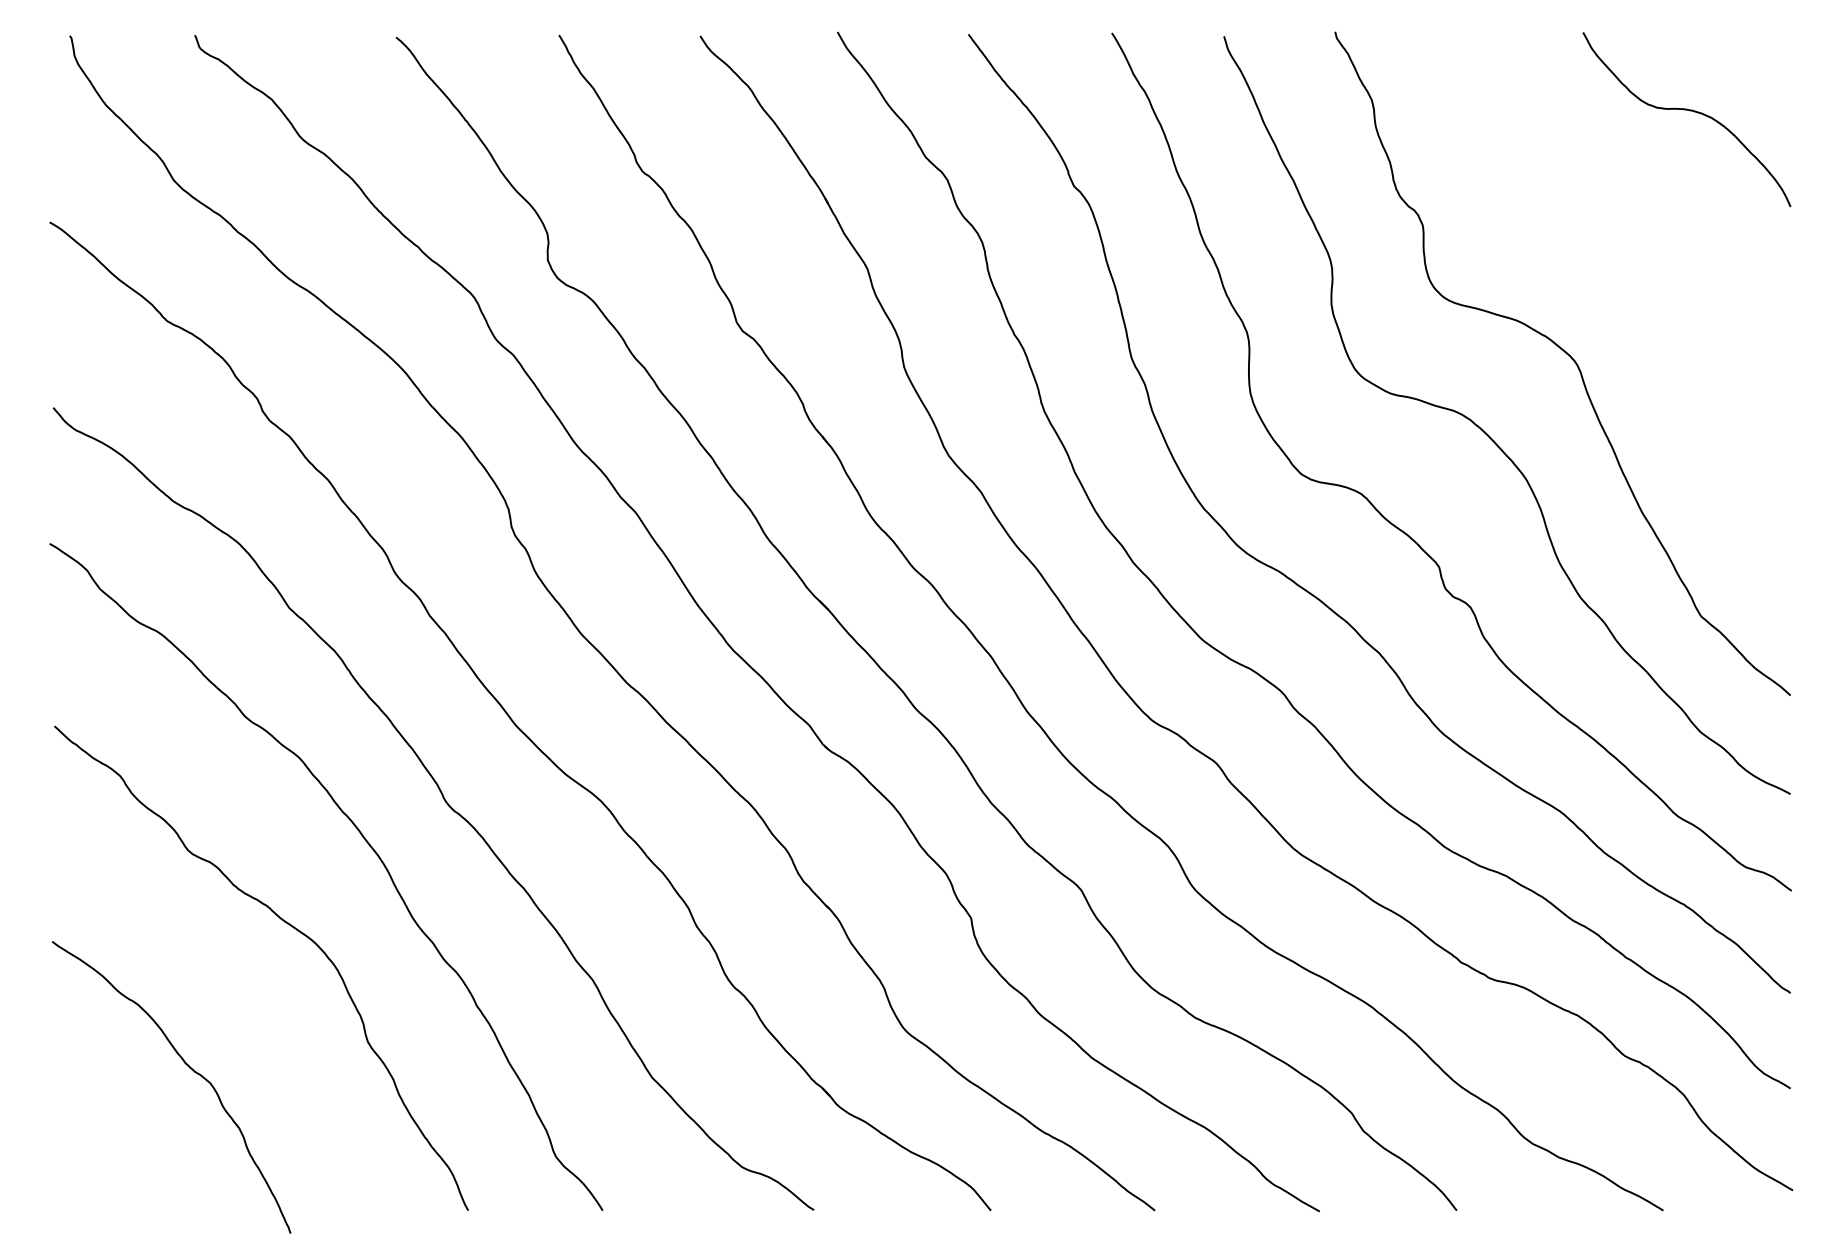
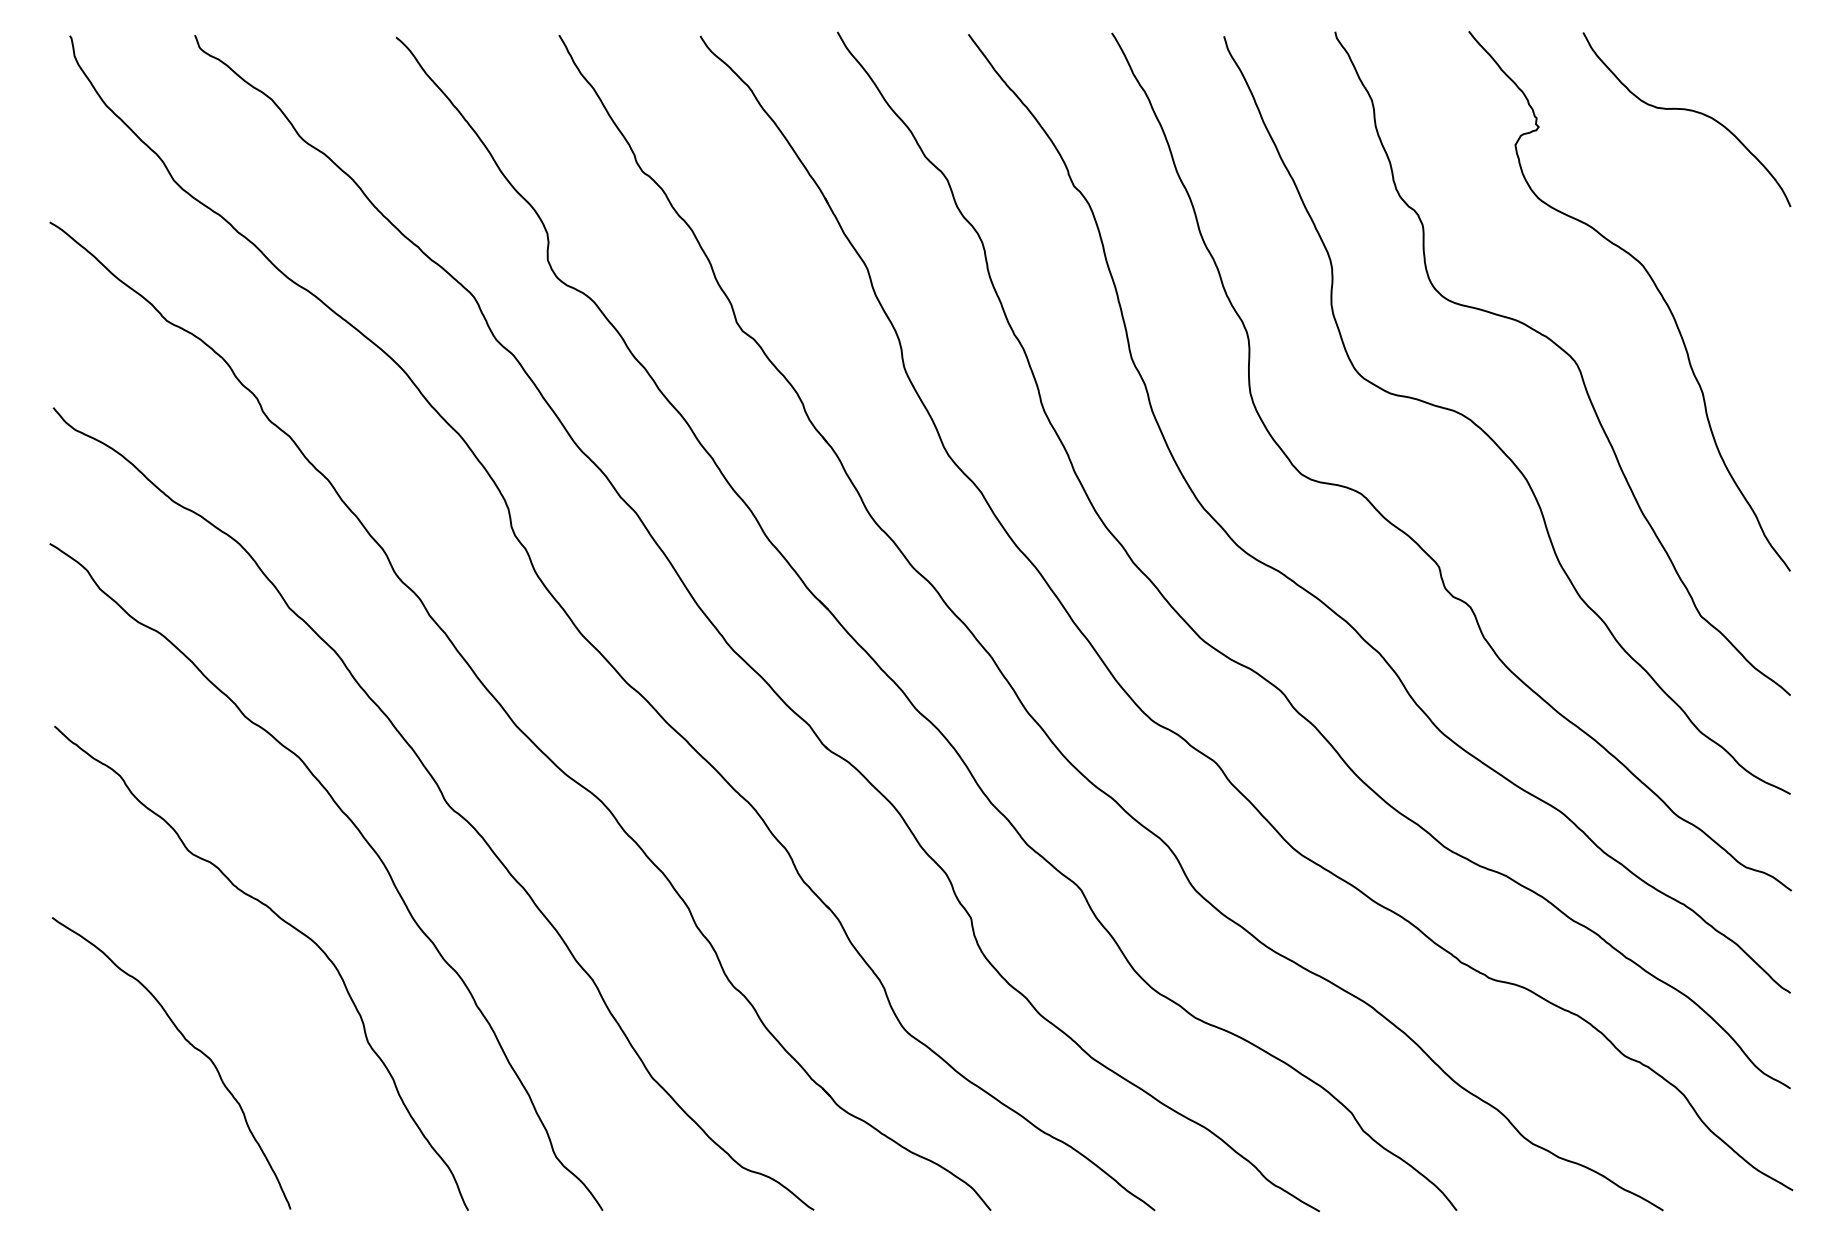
curve: none -> present (1655, 287)
curve position: (189, 1068) -> (189, 1044) (189, 1044)
